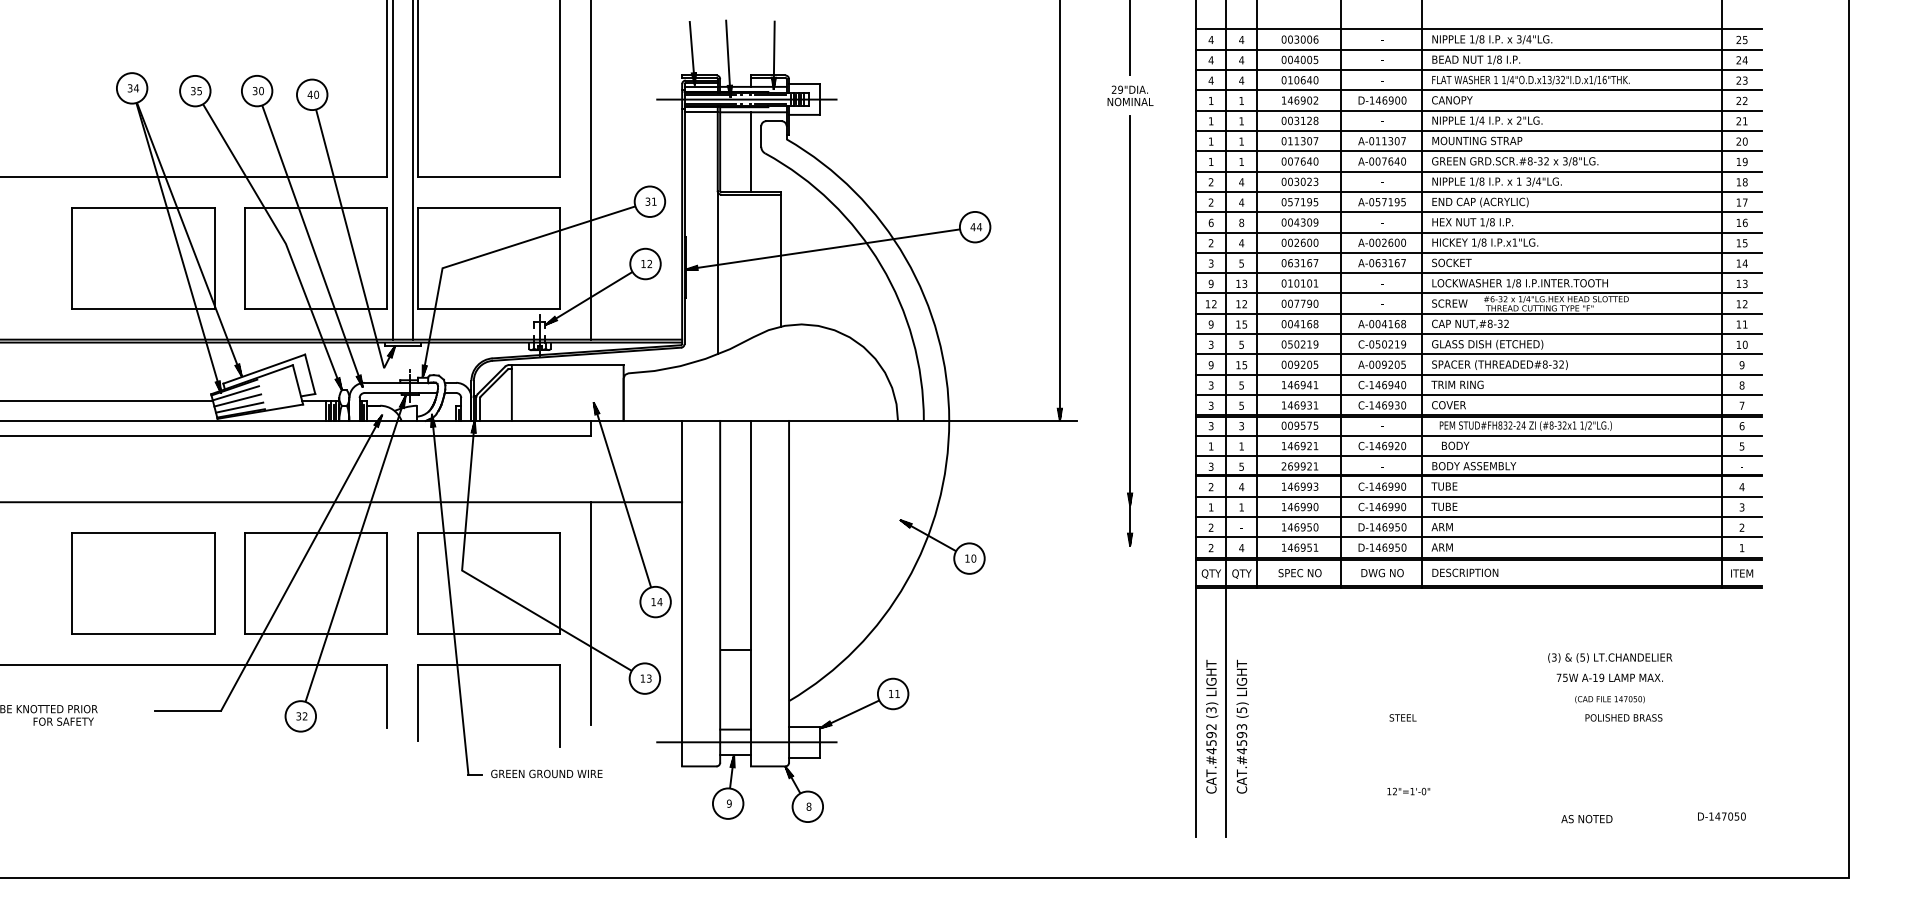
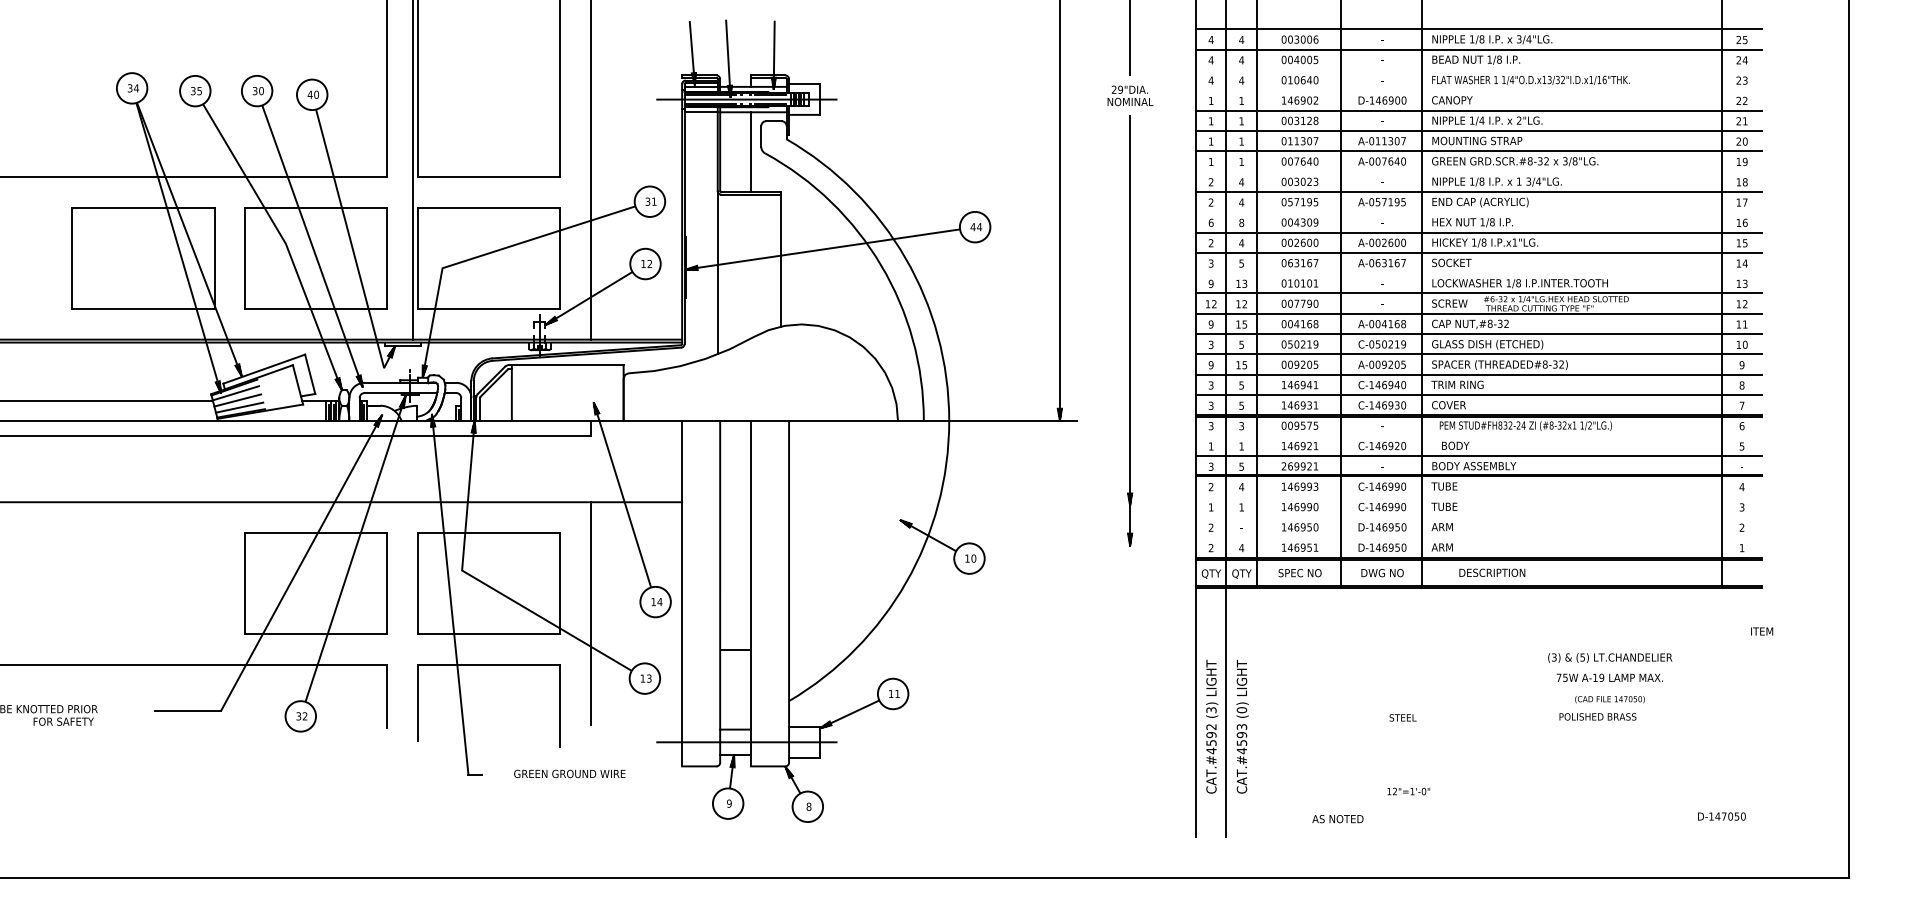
line: present -> none (1478, 69)
line: present -> none (1478, 90)
line: present -> none (392, 170)
line: present -> none (1478, 171)
line: present -> none (1478, 212)
line: present -> none (1478, 273)
line: present -> none (1478, 435)
line: present -> none (1478, 496)
line: present -> none (1478, 517)
line: present -> none (1478, 537)
text position: (1465, 572) -> (1492, 572) (1492, 572)
text position: (1742, 573) -> (1762, 631) (1762, 631)
part: present -> none (143, 583)
text: (5) -> (0) (1241, 710)
text position: (1623, 717) -> (1597, 716) (1597, 716)
text position: (546, 773) -> (569, 773) (569, 773)
text position: (1586, 819) -> (1337, 819) (1337, 819)
